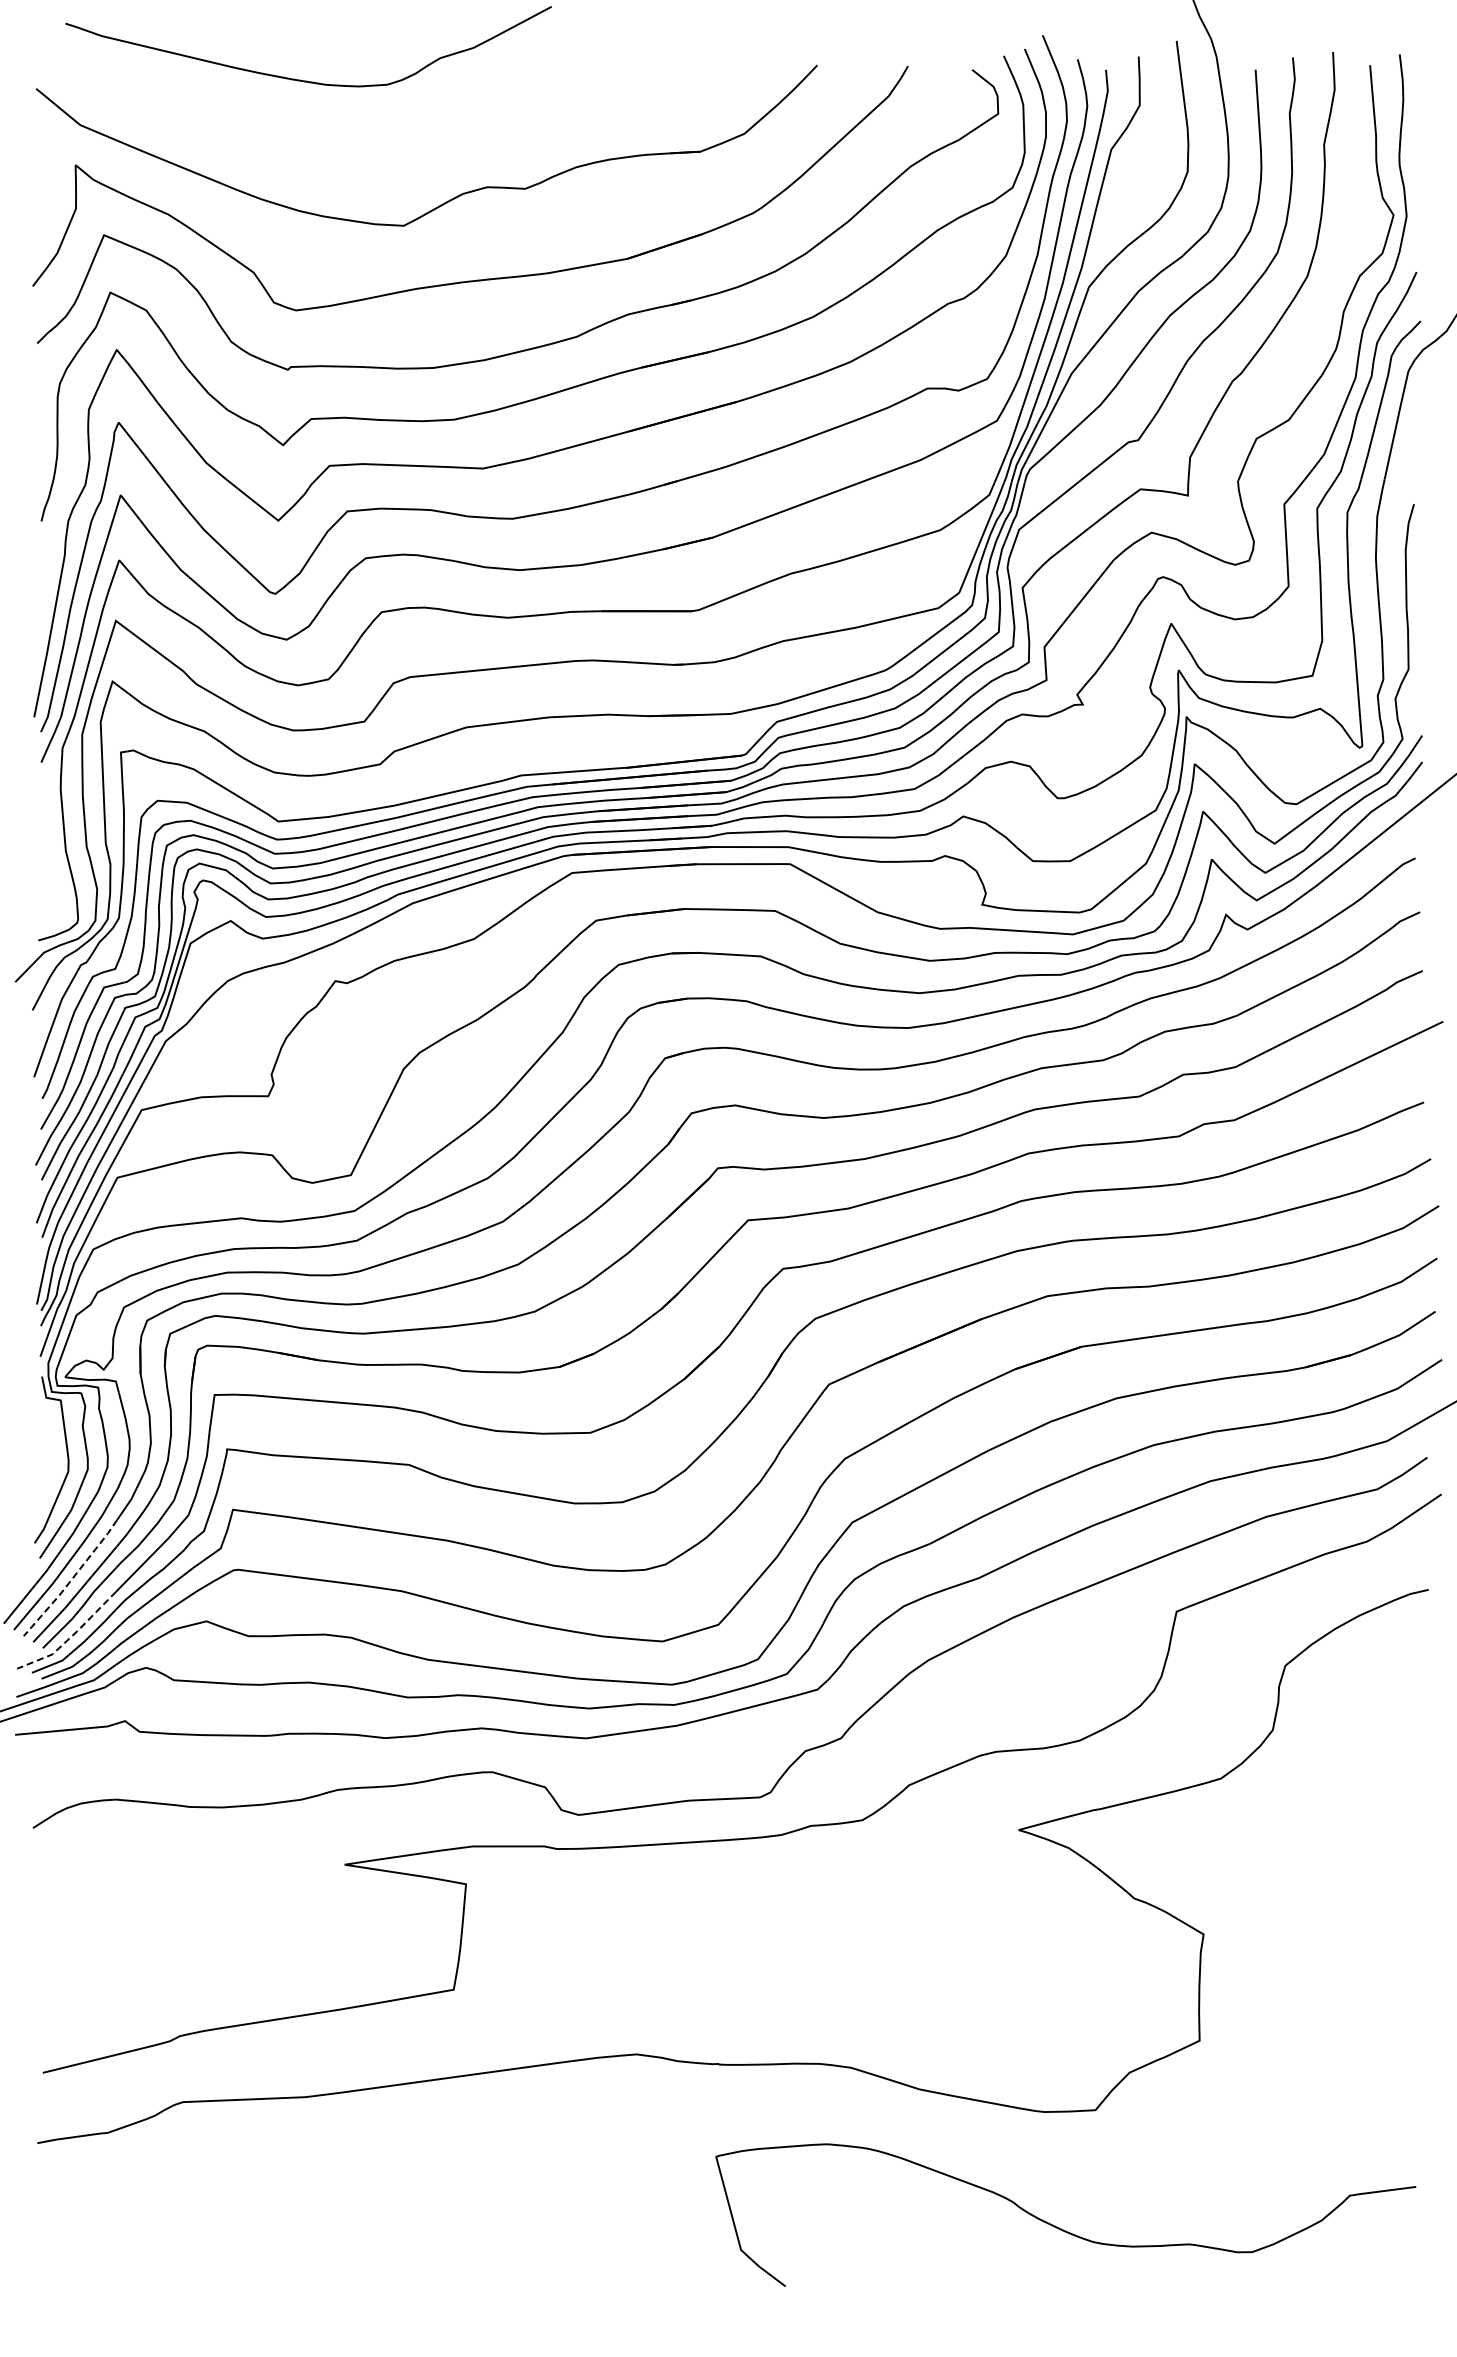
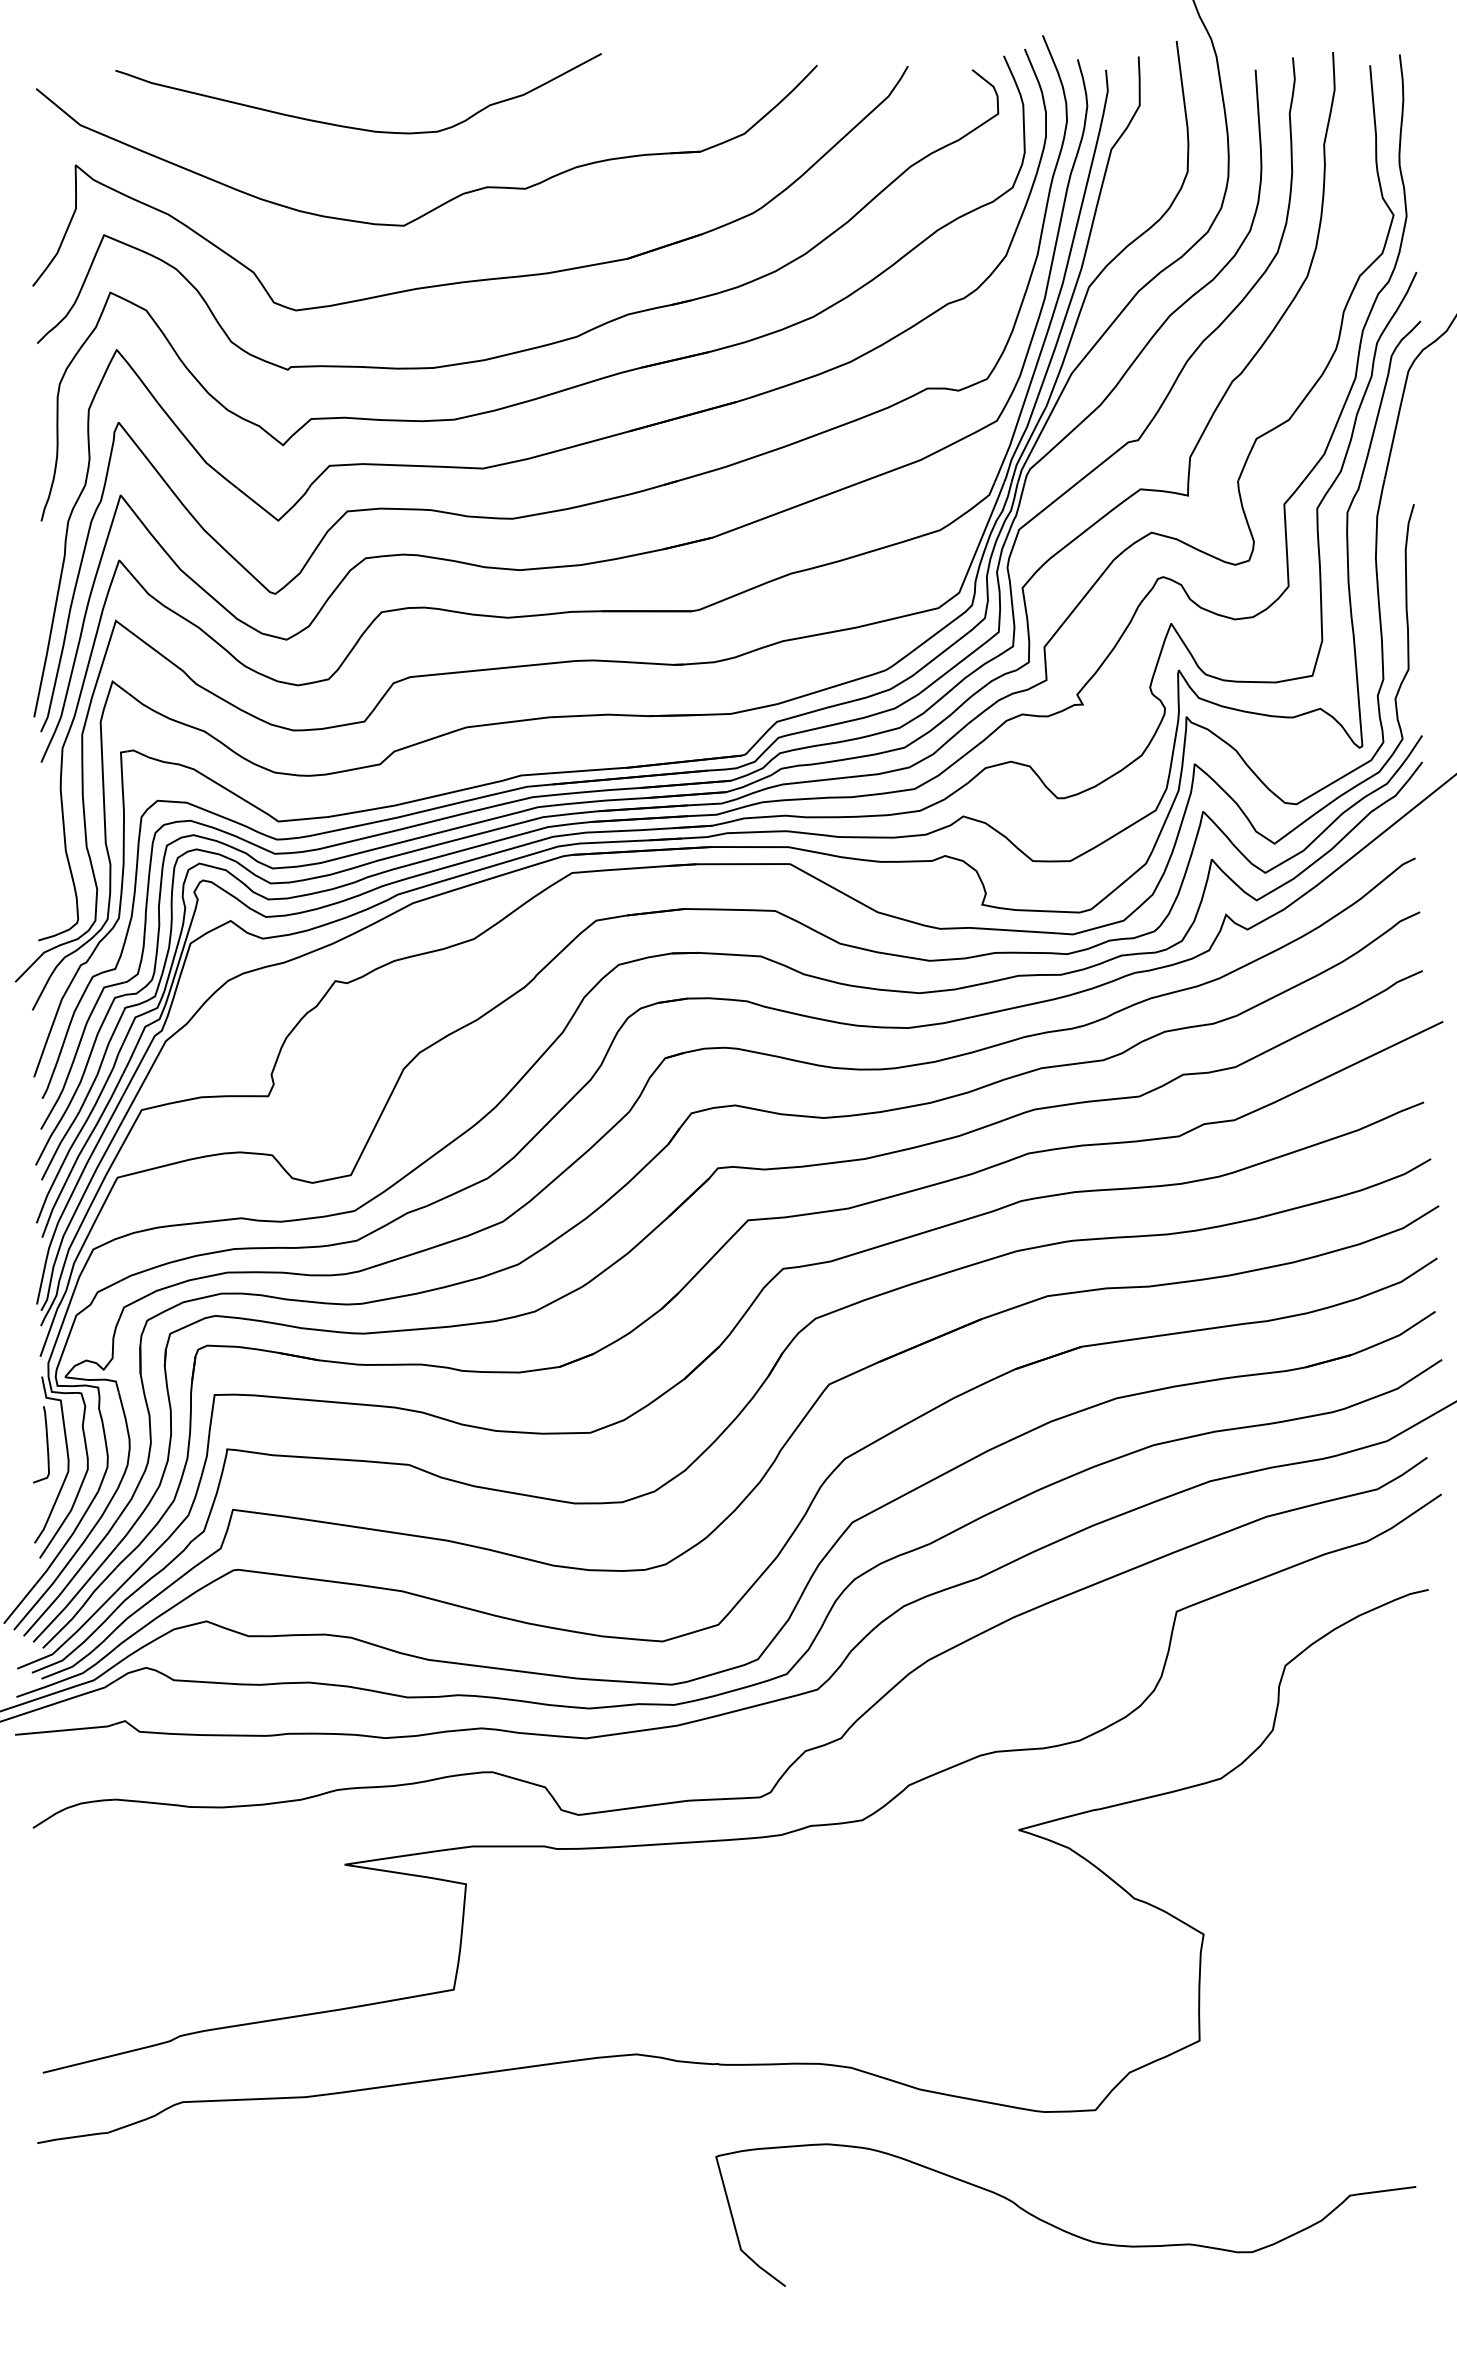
curve position: (300, 79) -> (350, 126) (350, 126)
curve: none -> present (46, 1444)
line: dashed -> solid (71, 1579)
line: dashed -> solid (70, 1637)
